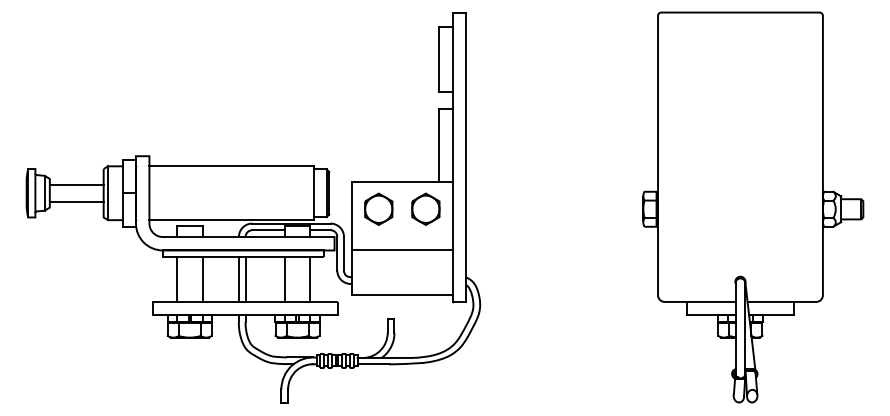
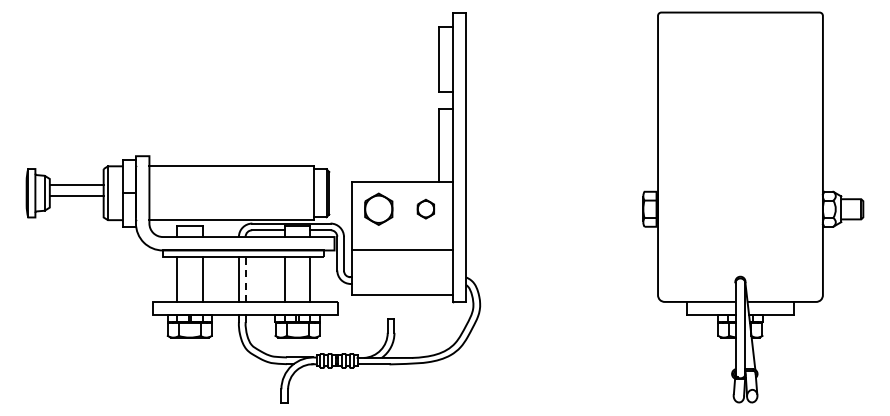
line position: (76, 201) -> (76, 195) (76, 195)
part size: 30x34 px -> 20x22 px (425, 208)
line: solid -> dashed (245, 279)
